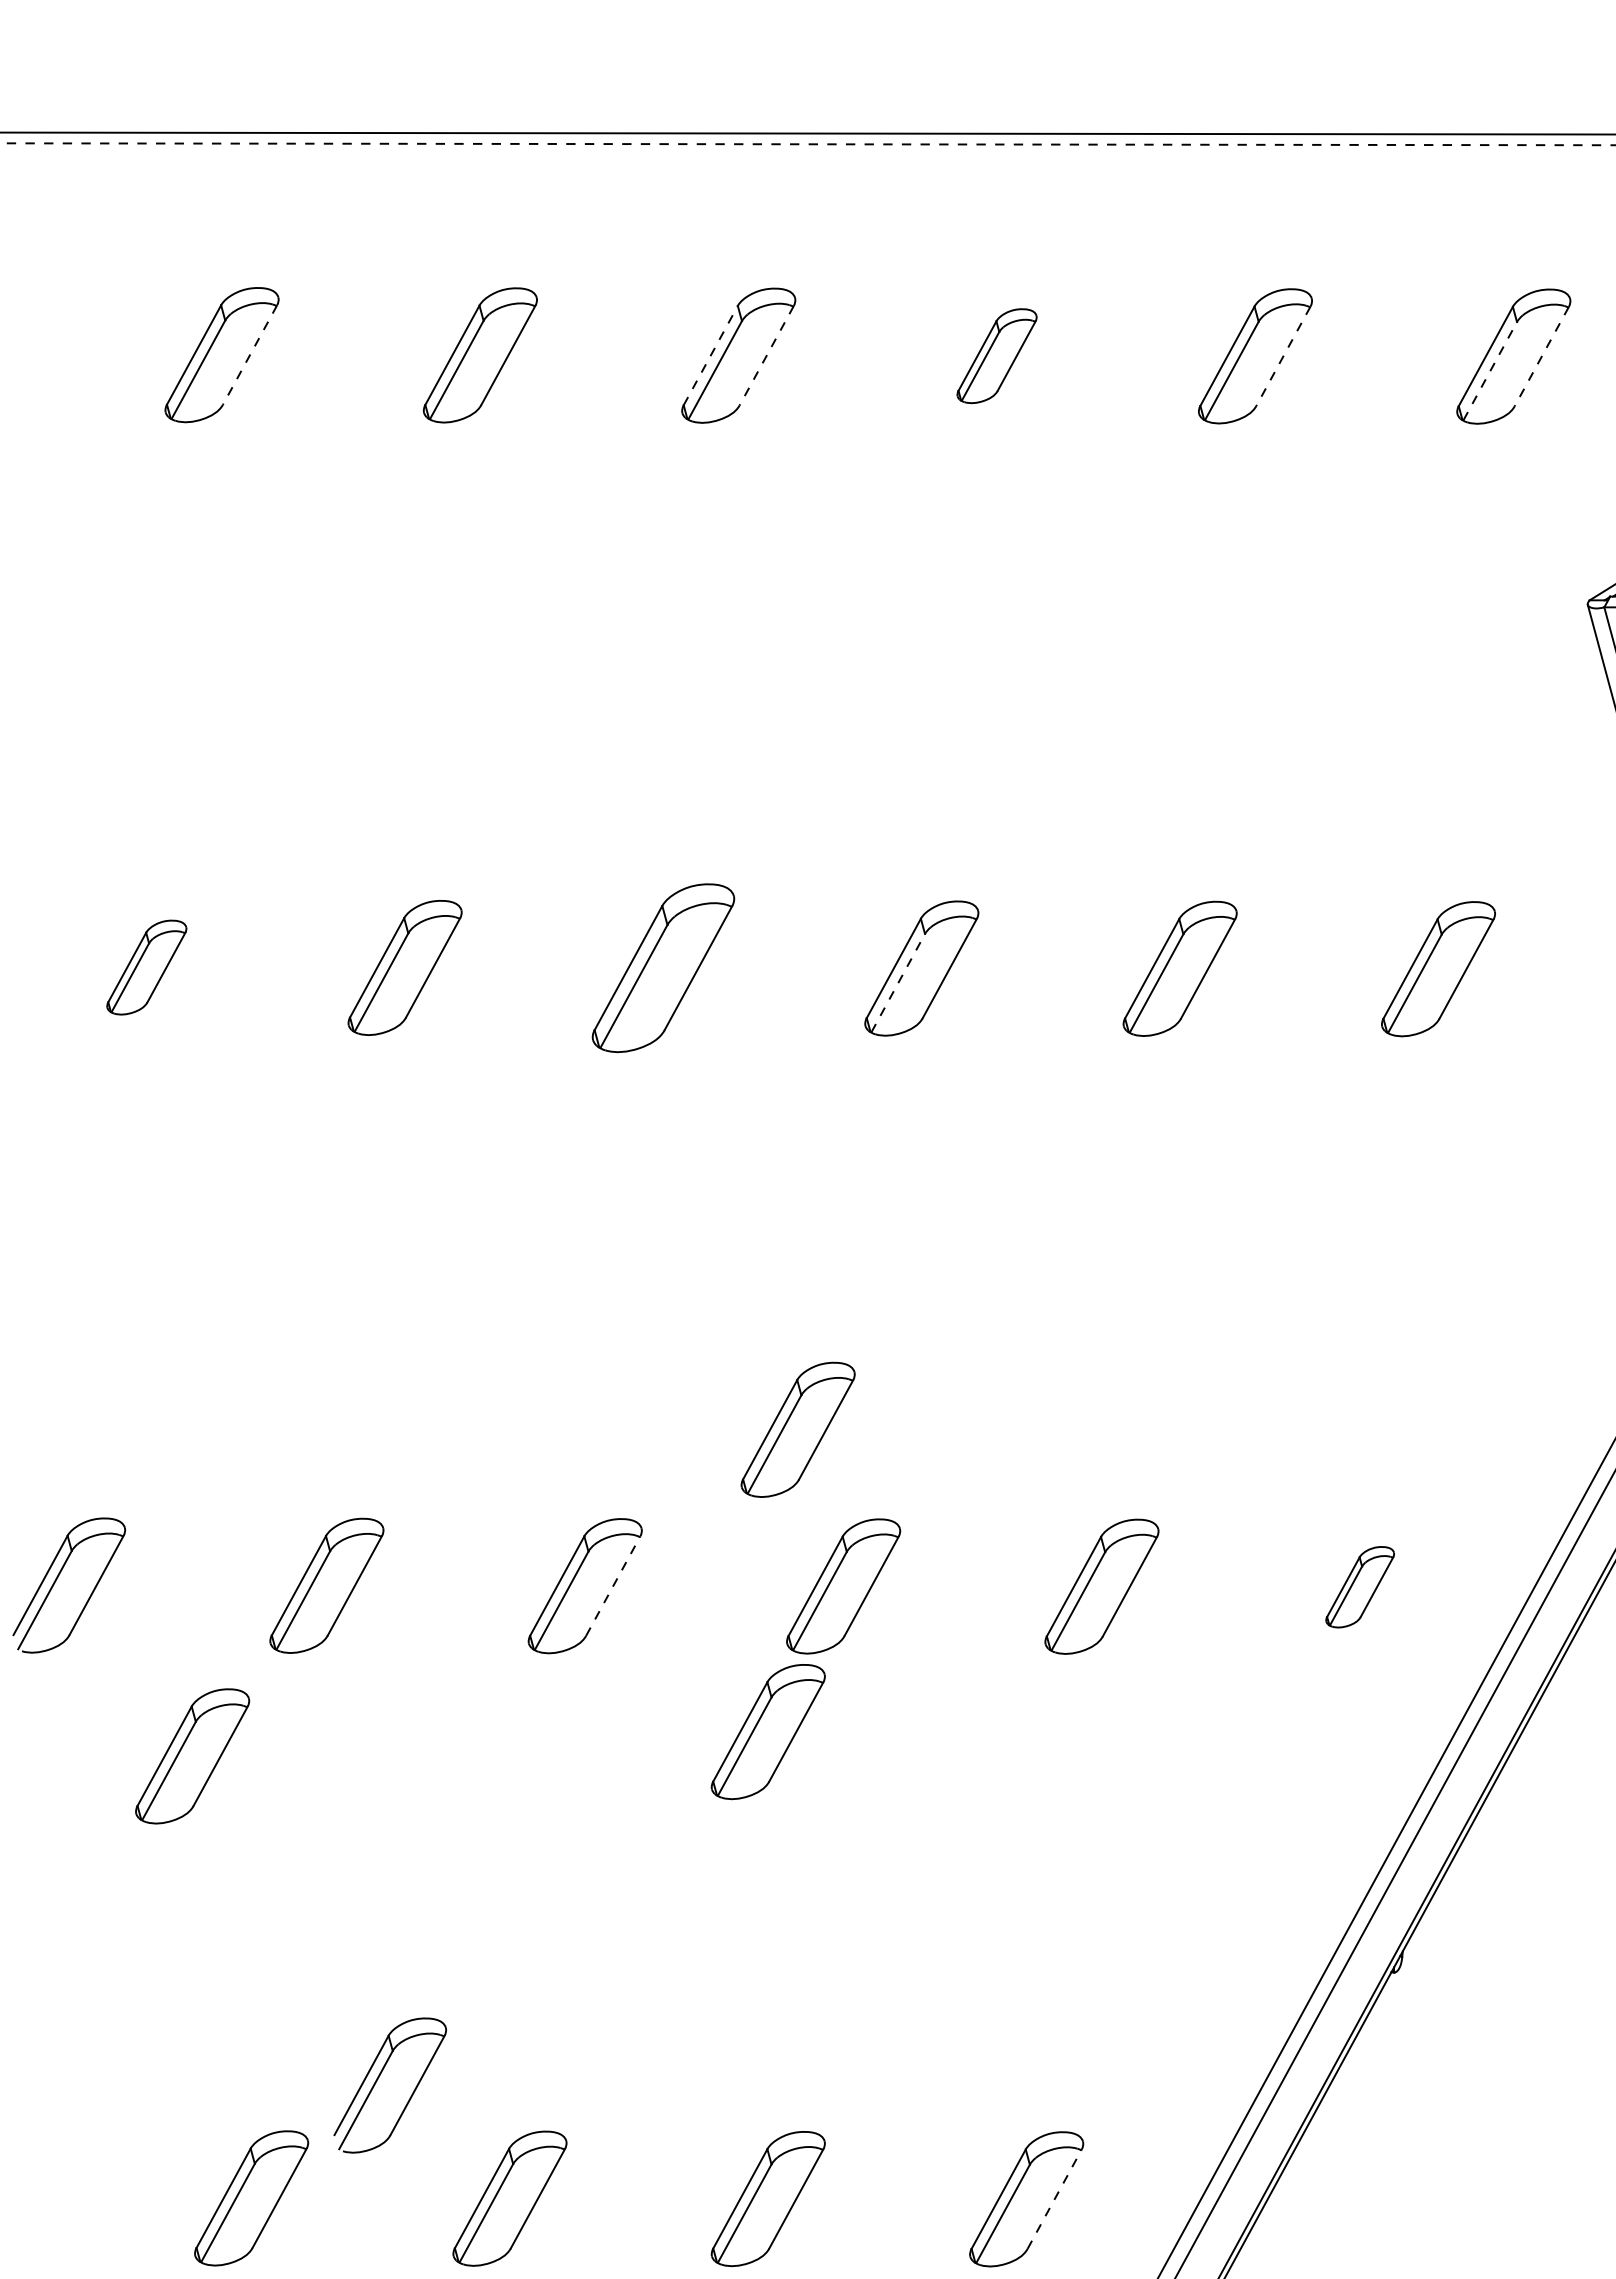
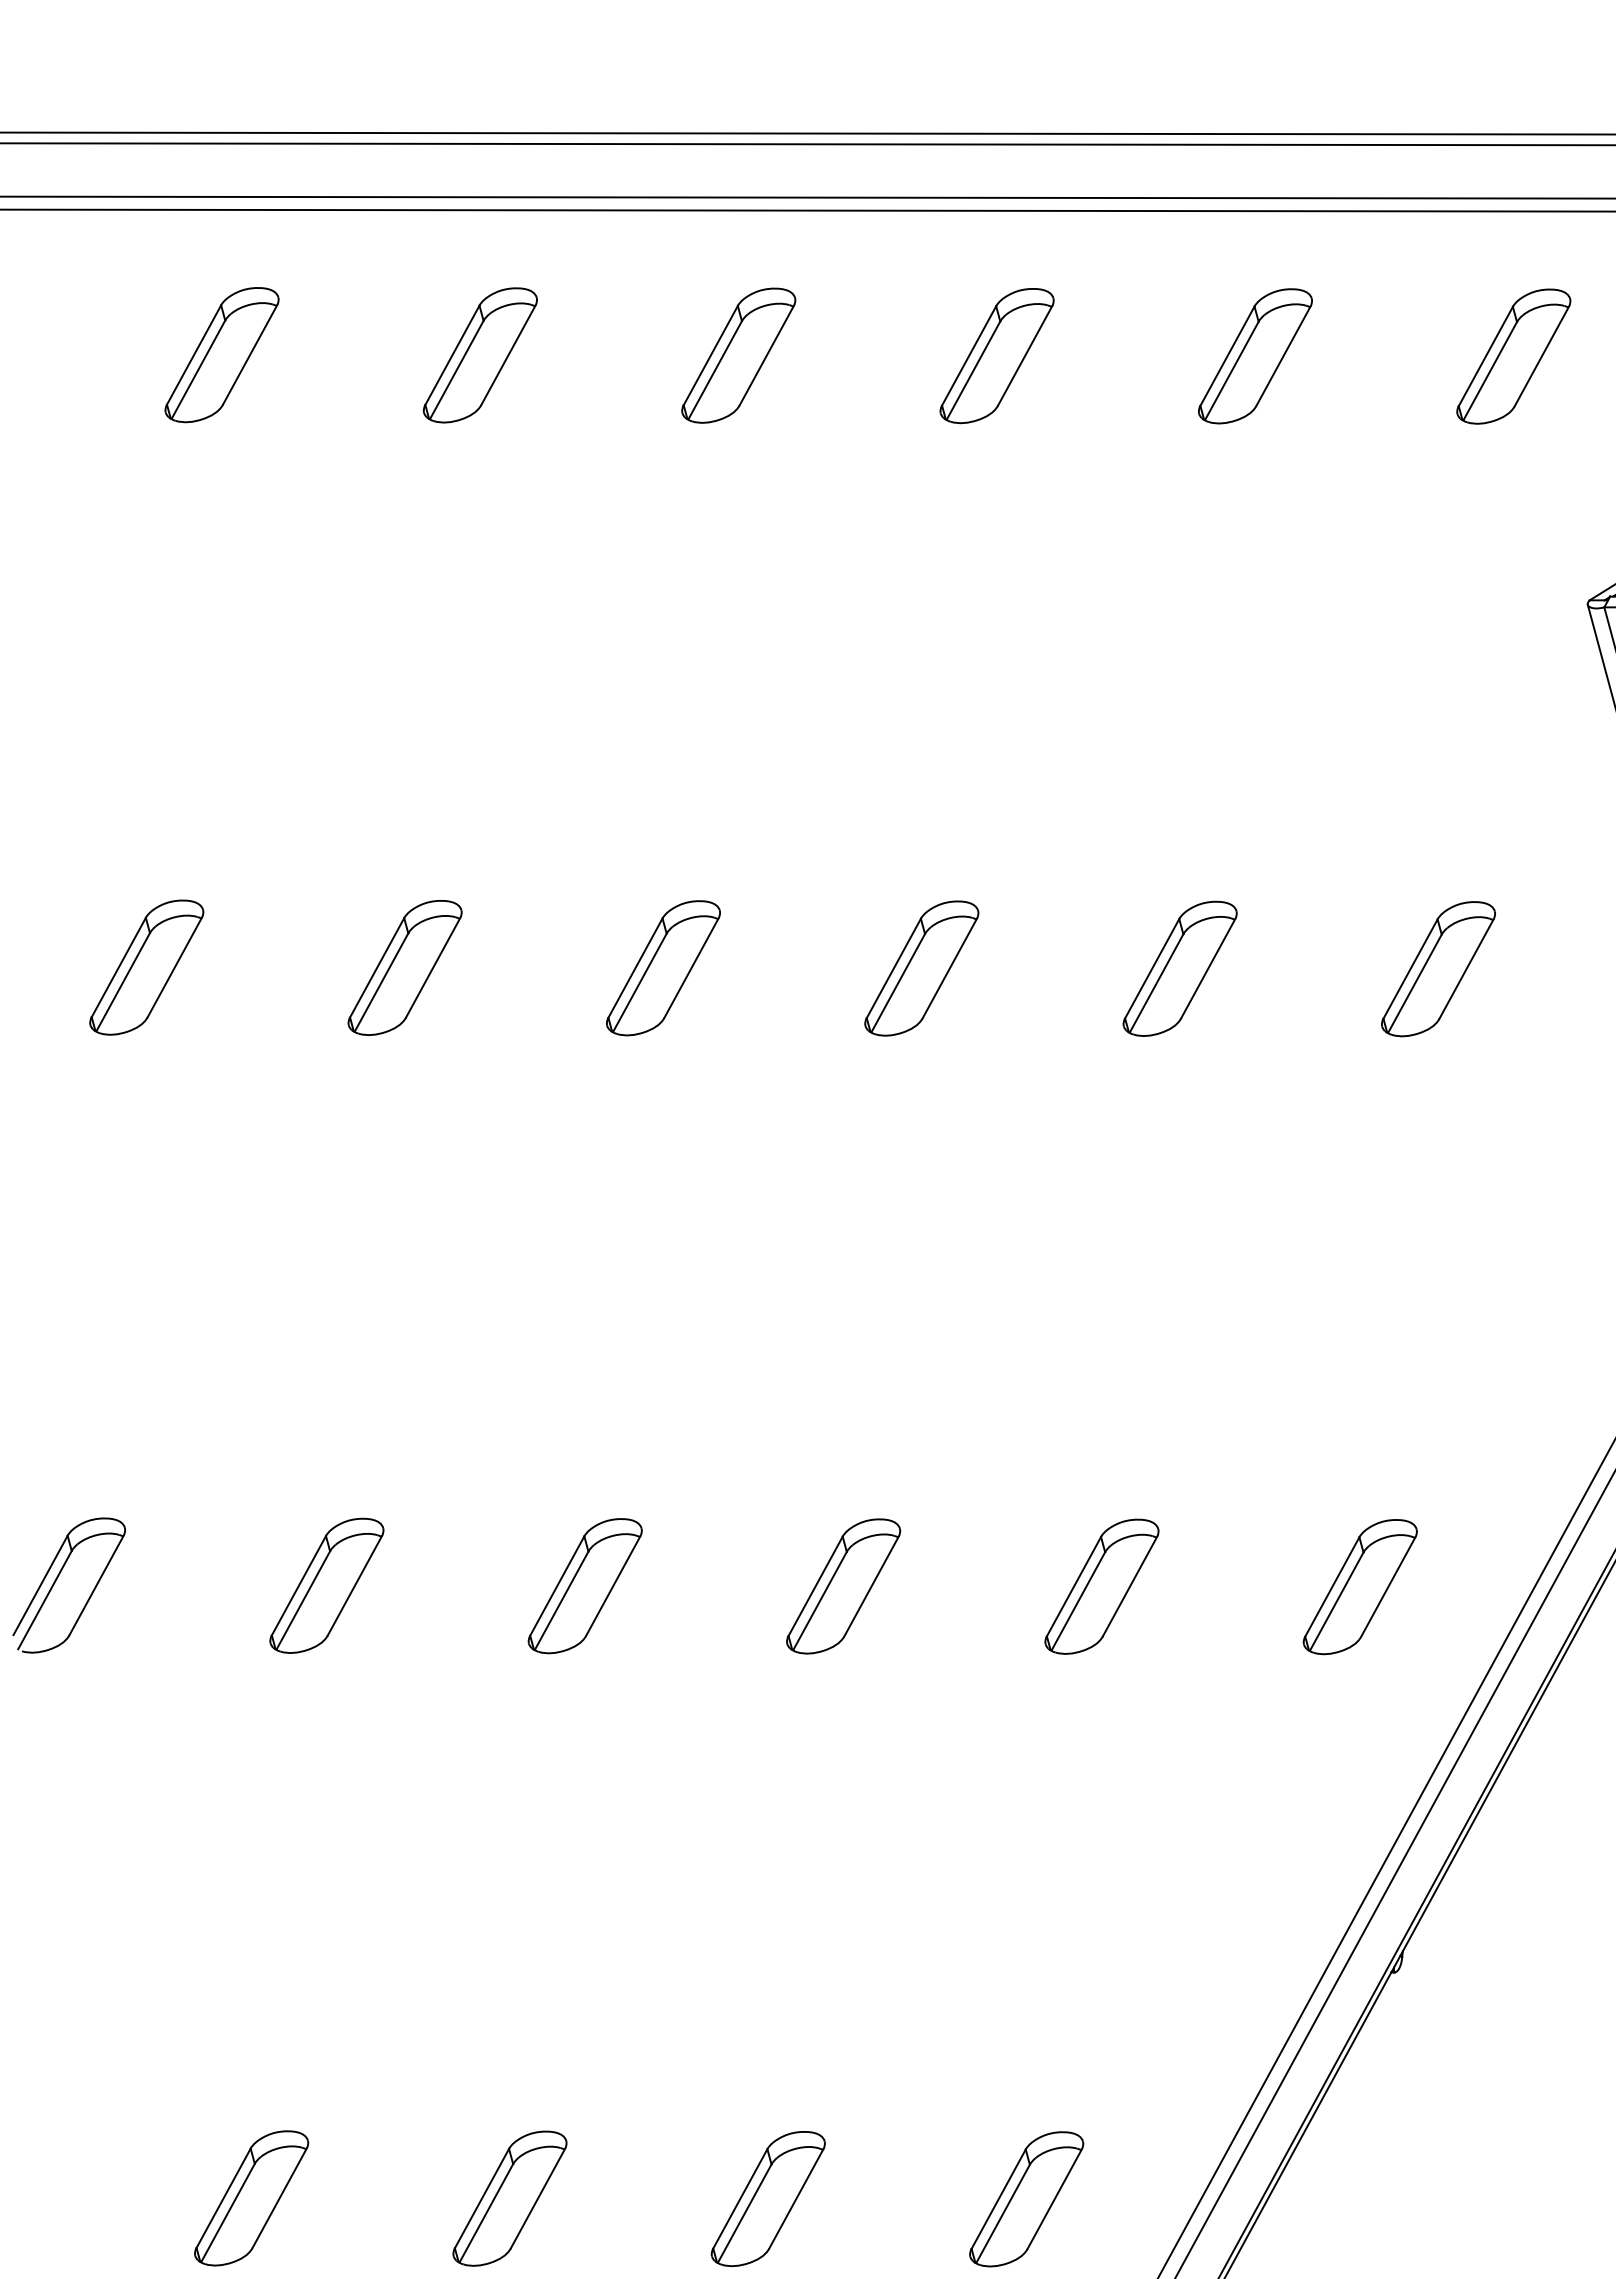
line: dashed -> solid (808, 144)
line: none -> present (807, 197)
line: none -> present (807, 210)
line: dashed -> solid (250, 355)
line: dashed -> solid (710, 355)
line: dashed -> solid (766, 355)
part size: 82x97 px -> 116x137 px (996, 356)
line: dashed -> solid (1283, 356)
line: dashed -> solid (1541, 356)
line: dashed -> solid (1490, 371)
part size: 82x97 px -> 116x137 px (146, 967)
part size: 145x171 px -> 115x137 px (663, 968)
line: dashed -> solid (898, 983)
part: present -> none (797, 1429)
line: dashed -> solid (613, 1586)
part size: 70x83 px -> 116x137 px (1359, 1587)
part: present -> none (767, 1732)
part: present -> none (192, 1756)
part: present -> none (378, 2079)
line: dashed -> solid (1054, 2199)
